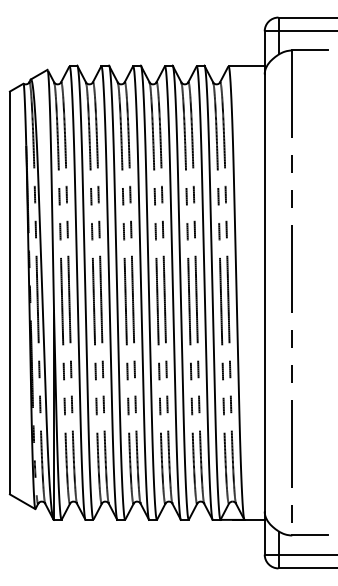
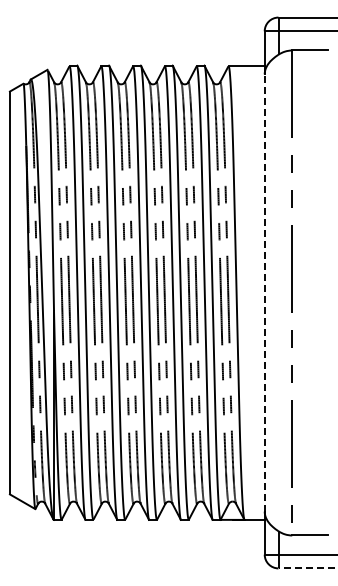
line: solid -> dashed (264, 293)
line: solid -> dashed (308, 568)
